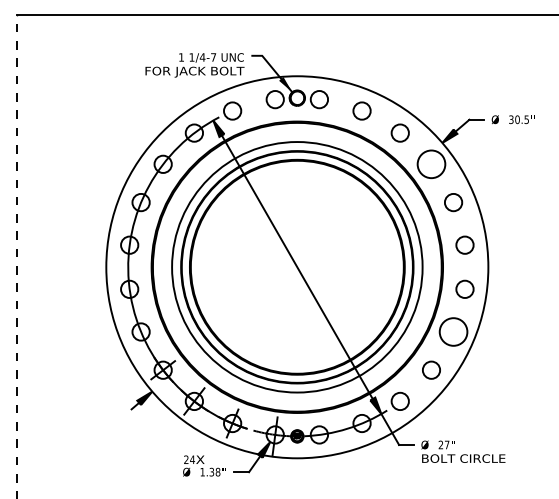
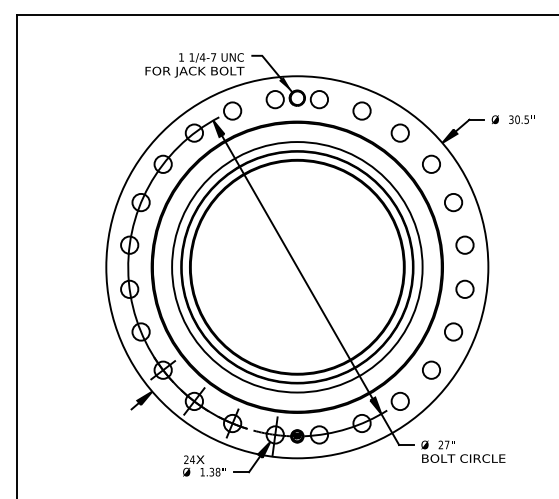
circle diameter: 28 px -> 17 px (431, 163)
line: dashed -> solid (16, 256)
circle diameter: 28 px -> 17 px (453, 331)
